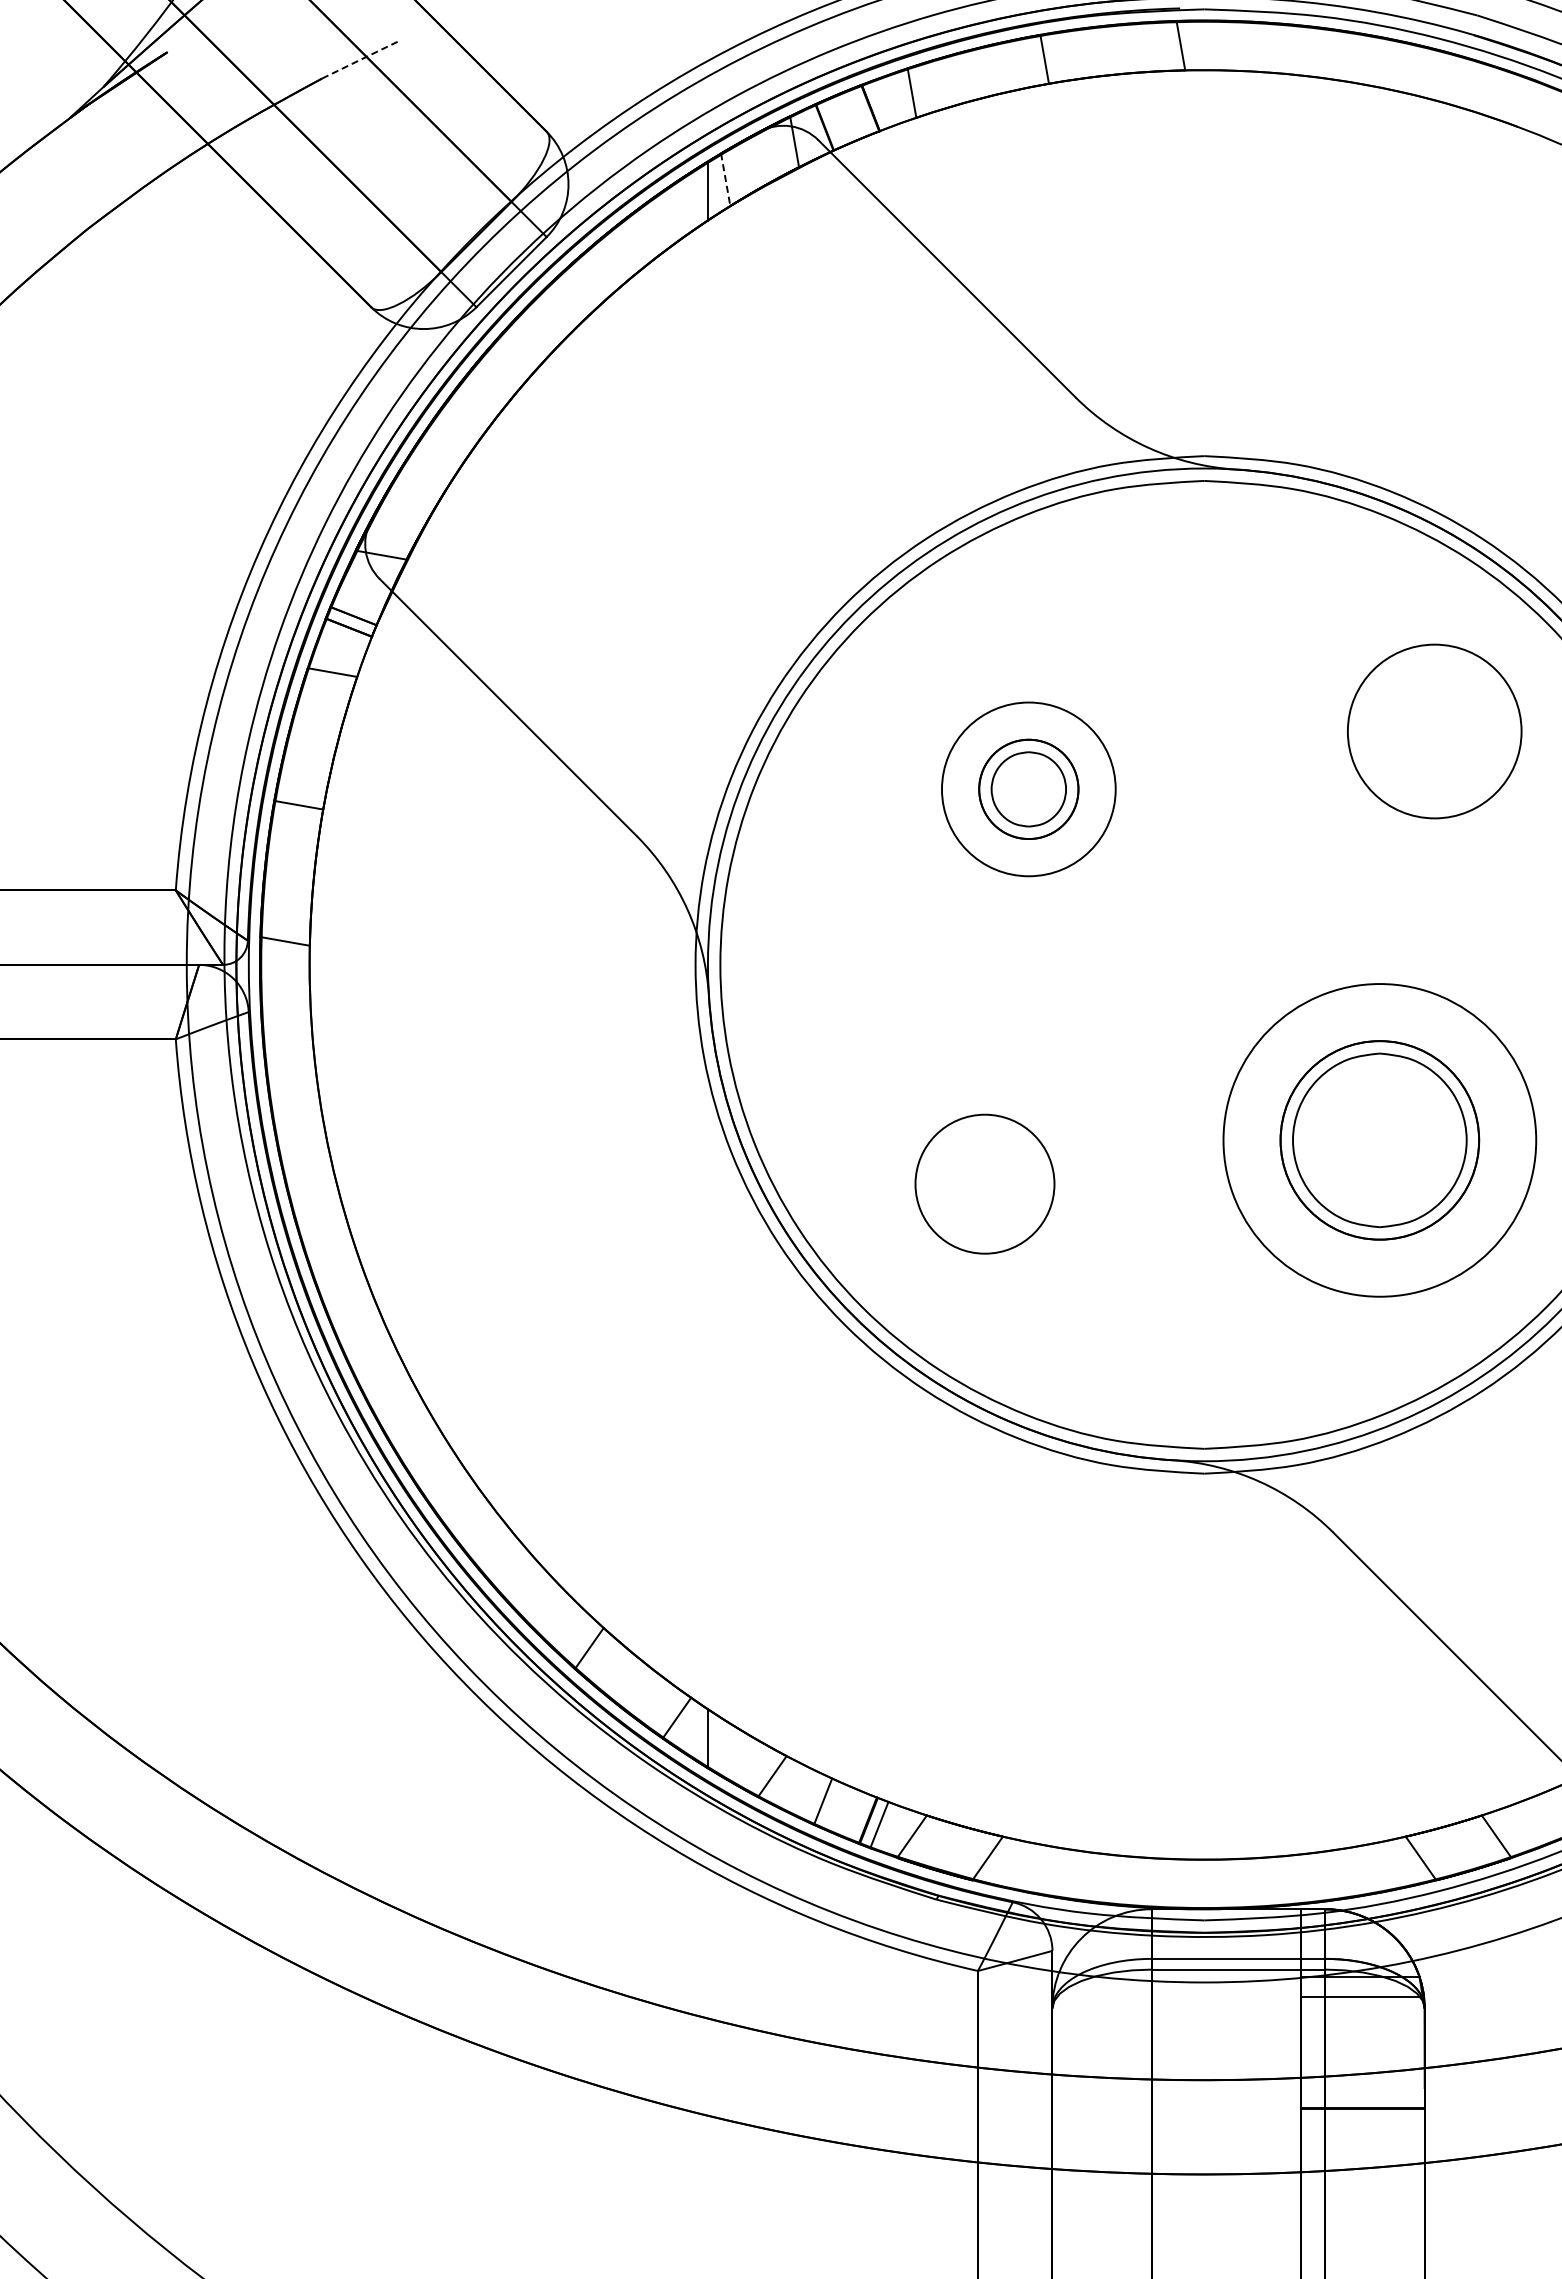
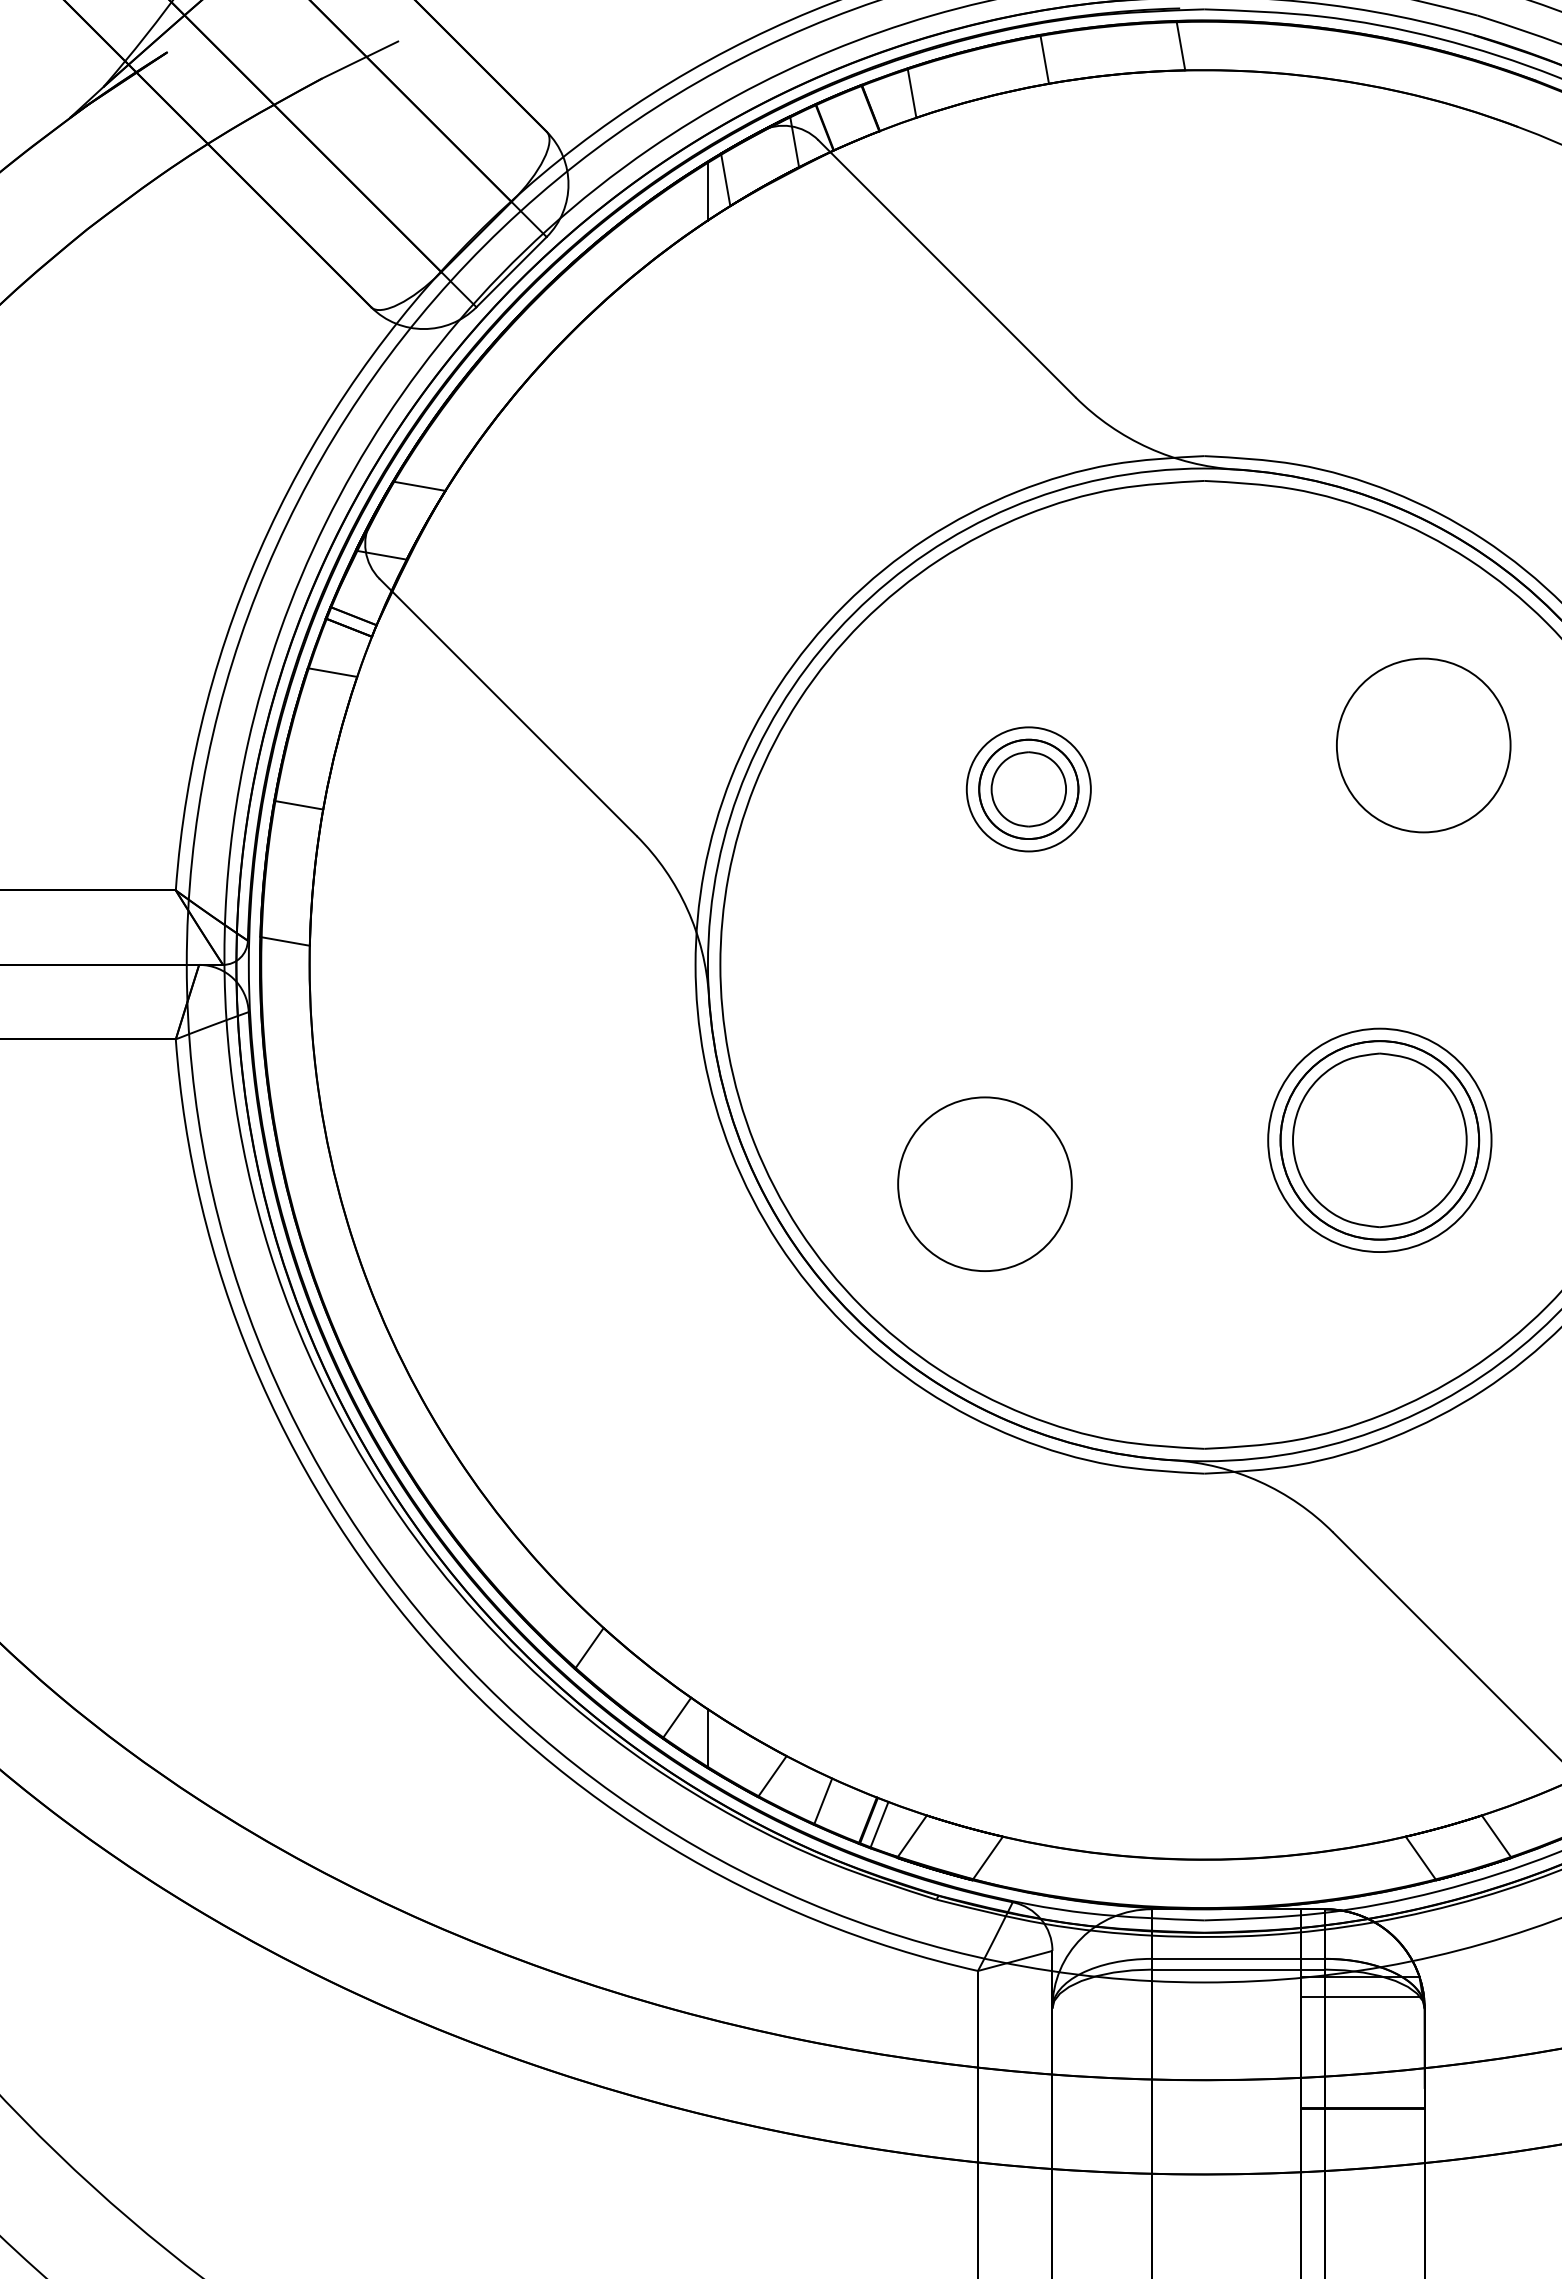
line: dashed -> solid (360, 59)
line: dashed -> solid (725, 179)
line: none -> present (419, 485)
circle position: (1434, 731) -> (1423, 745) (1423, 745)
circle diameter: 174 px -> 124 px (1028, 789)
circle diameter: 313 px -> 223 px (1379, 1140)
circle size: 142x142 px -> 176x176 px (984, 1183)
